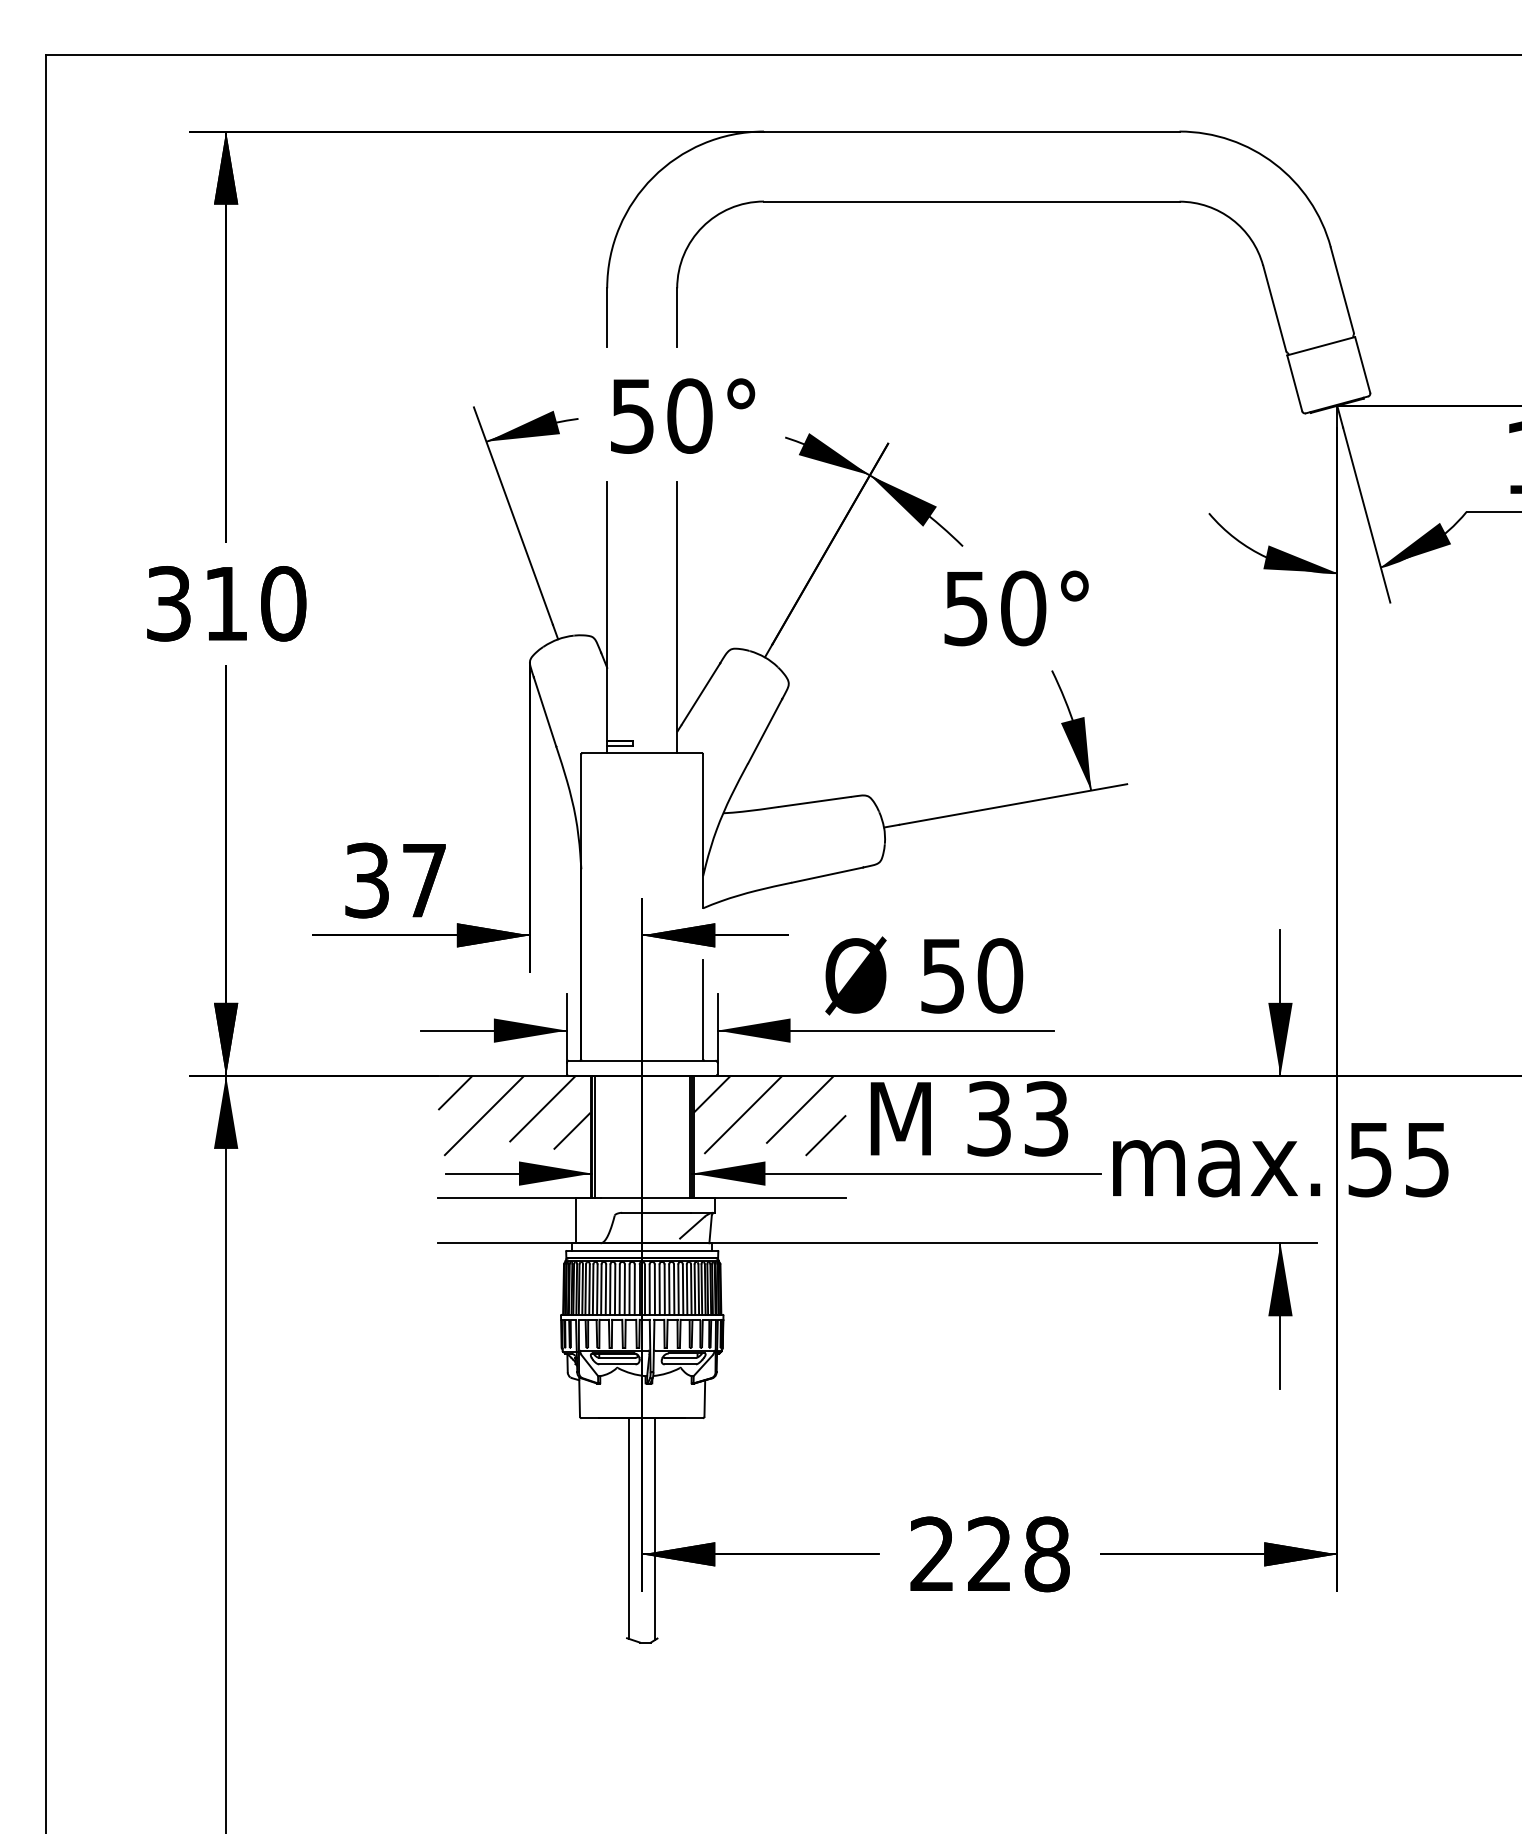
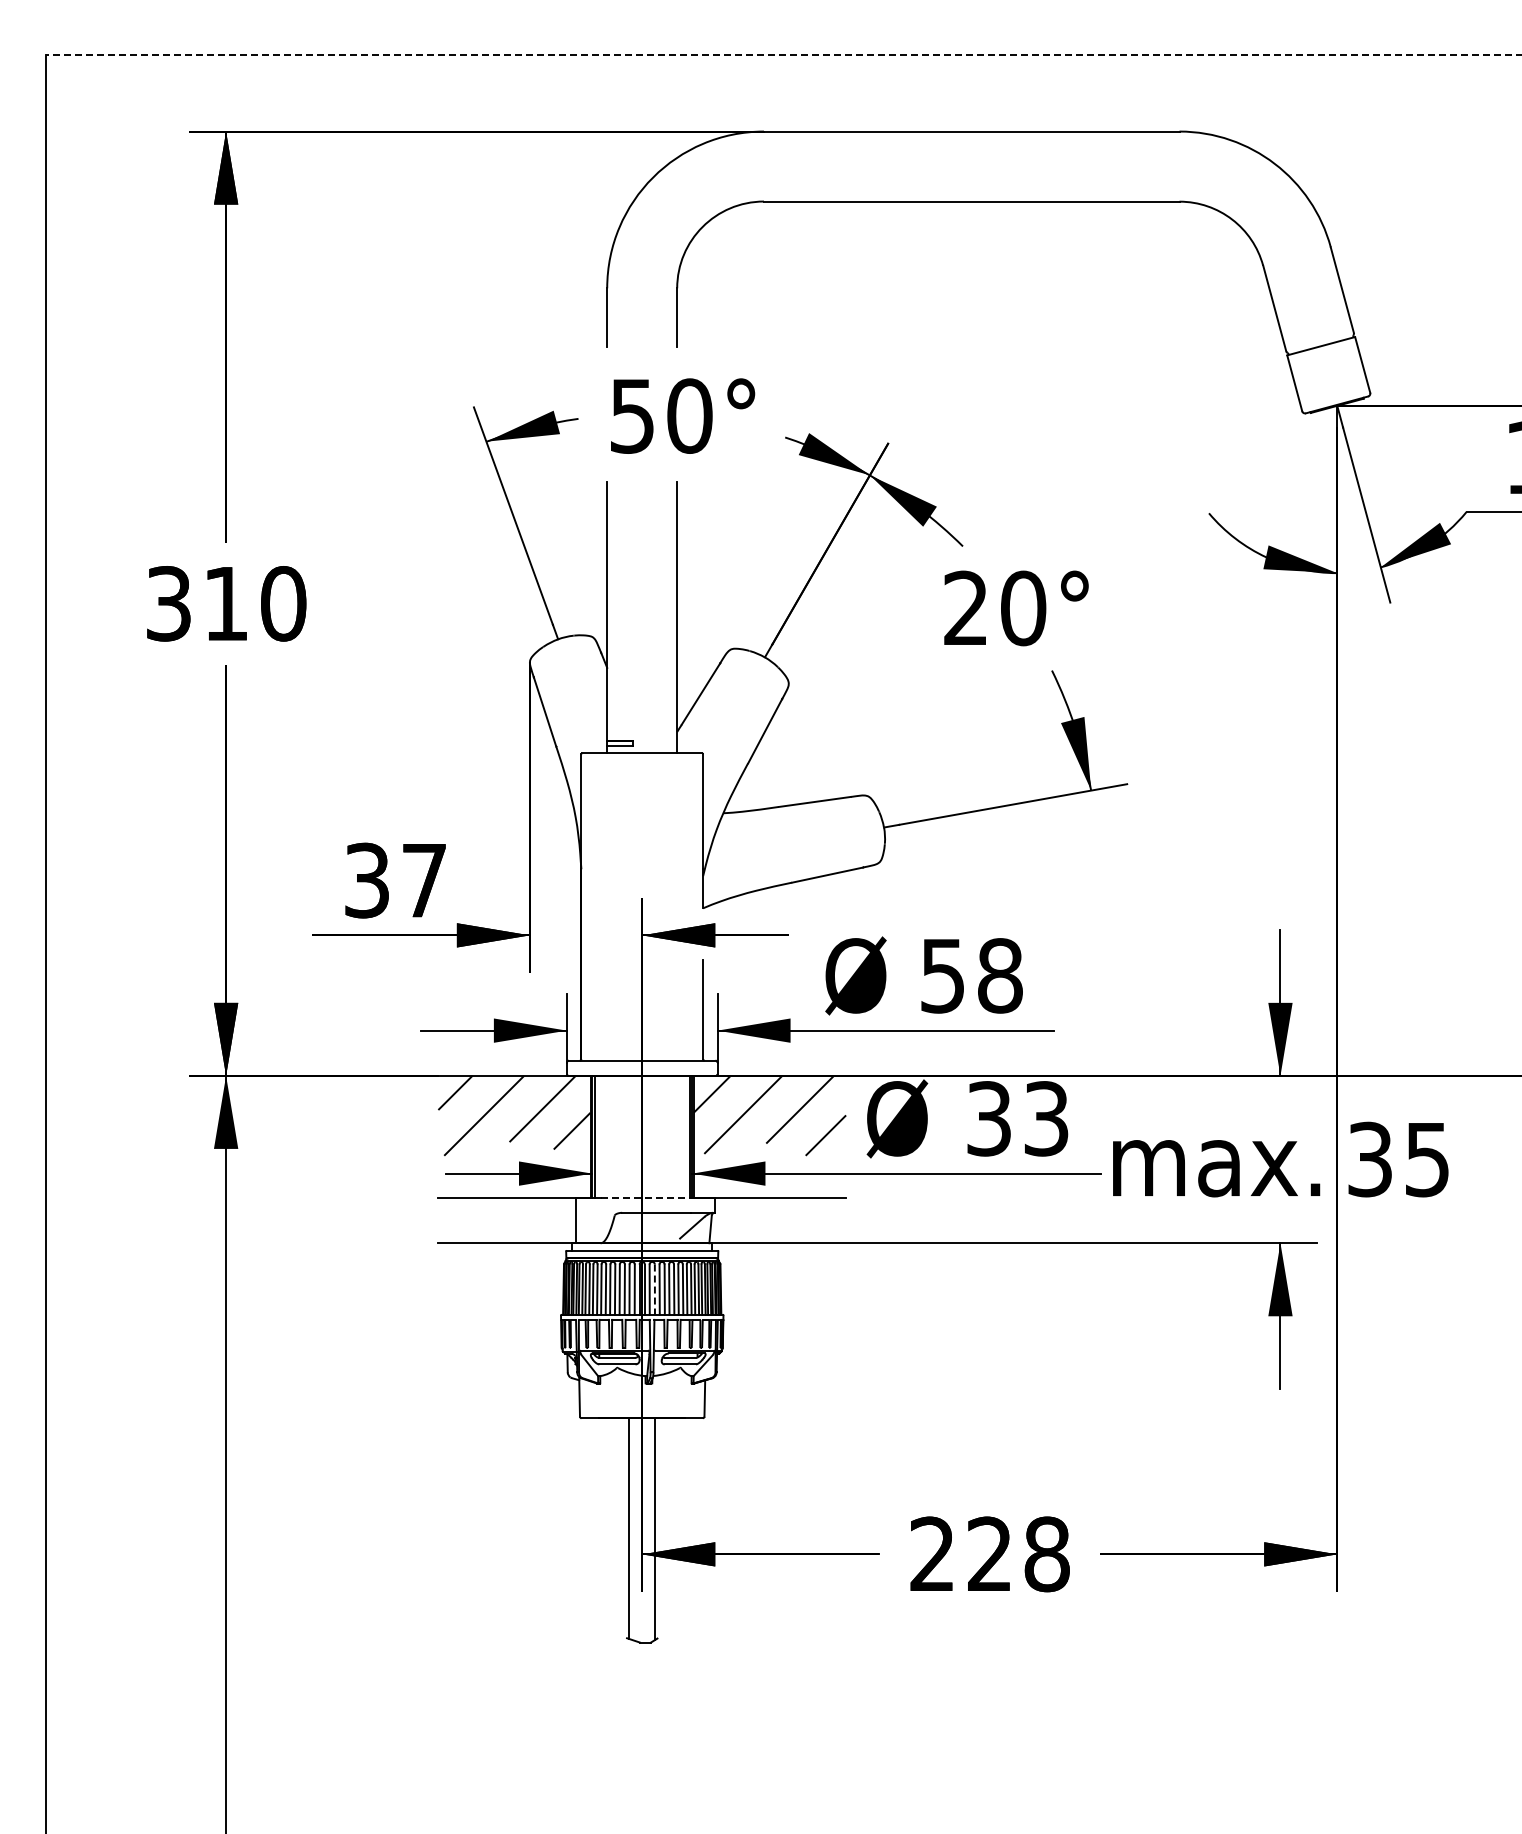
line: solid -> dashed (783, 55)
text: 50° -> 20° (965, 608)
text: 50 -> 58 (1000, 975)
text: M -> Ø (898, 1118)
text: 55 -> 35 (1369, 1158)
line: solid -> dashed (646, 1197)
line: solid -> dashed (654, 1290)
